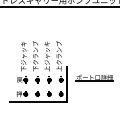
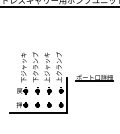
part position: (38, 71) -> (38, 82) (38, 82)
